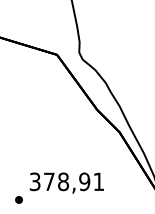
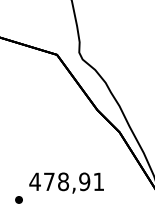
text: 378,91 -> 478,91 (34, 181)
